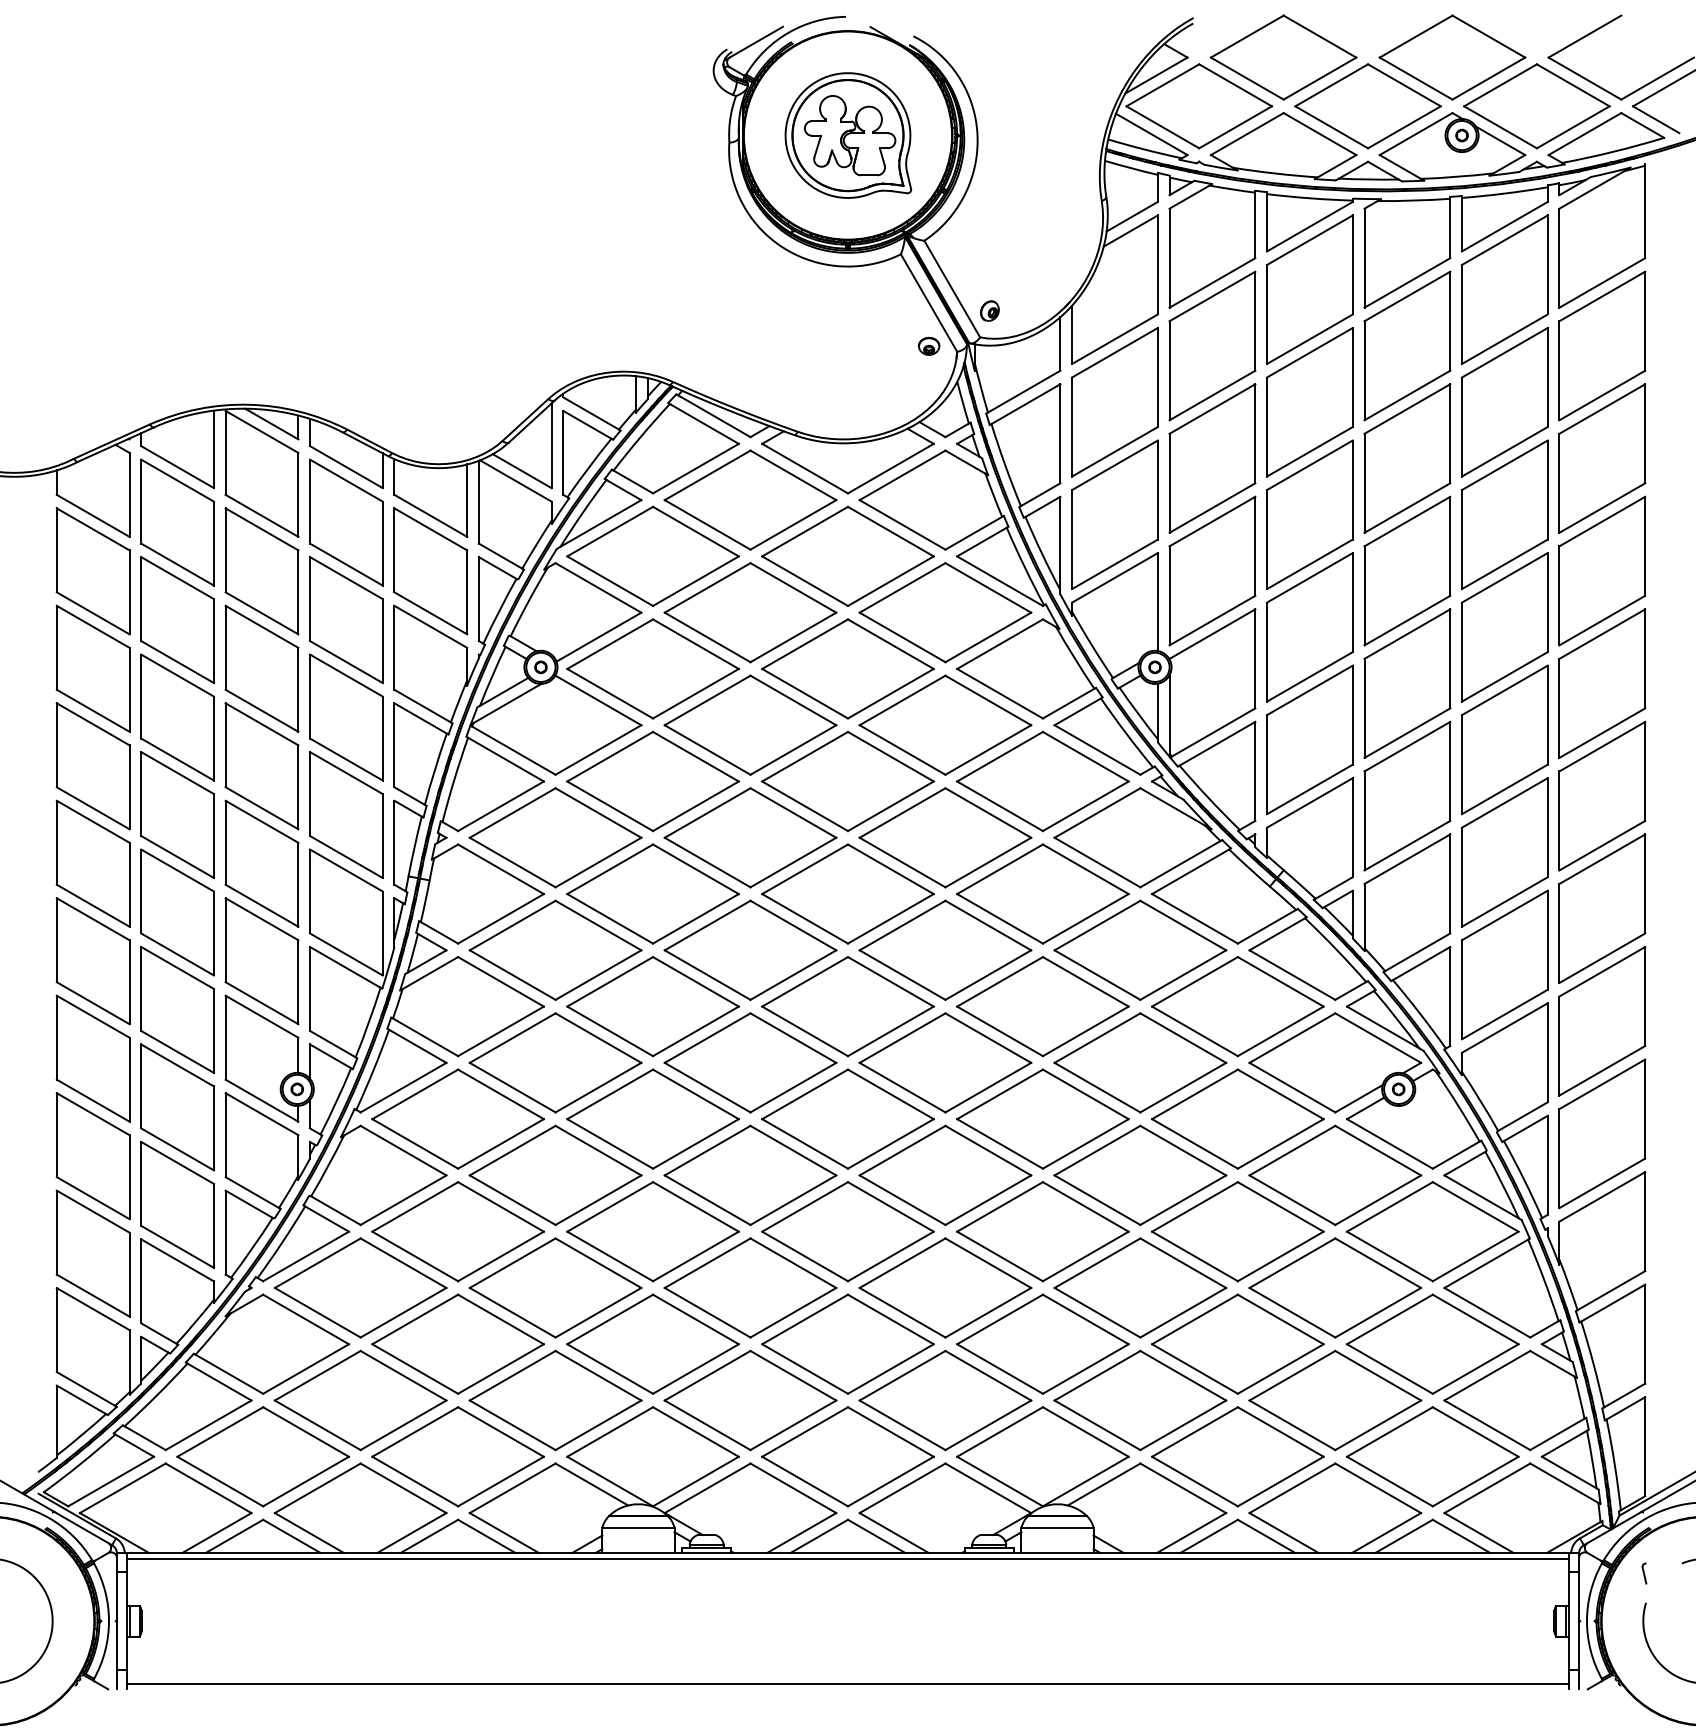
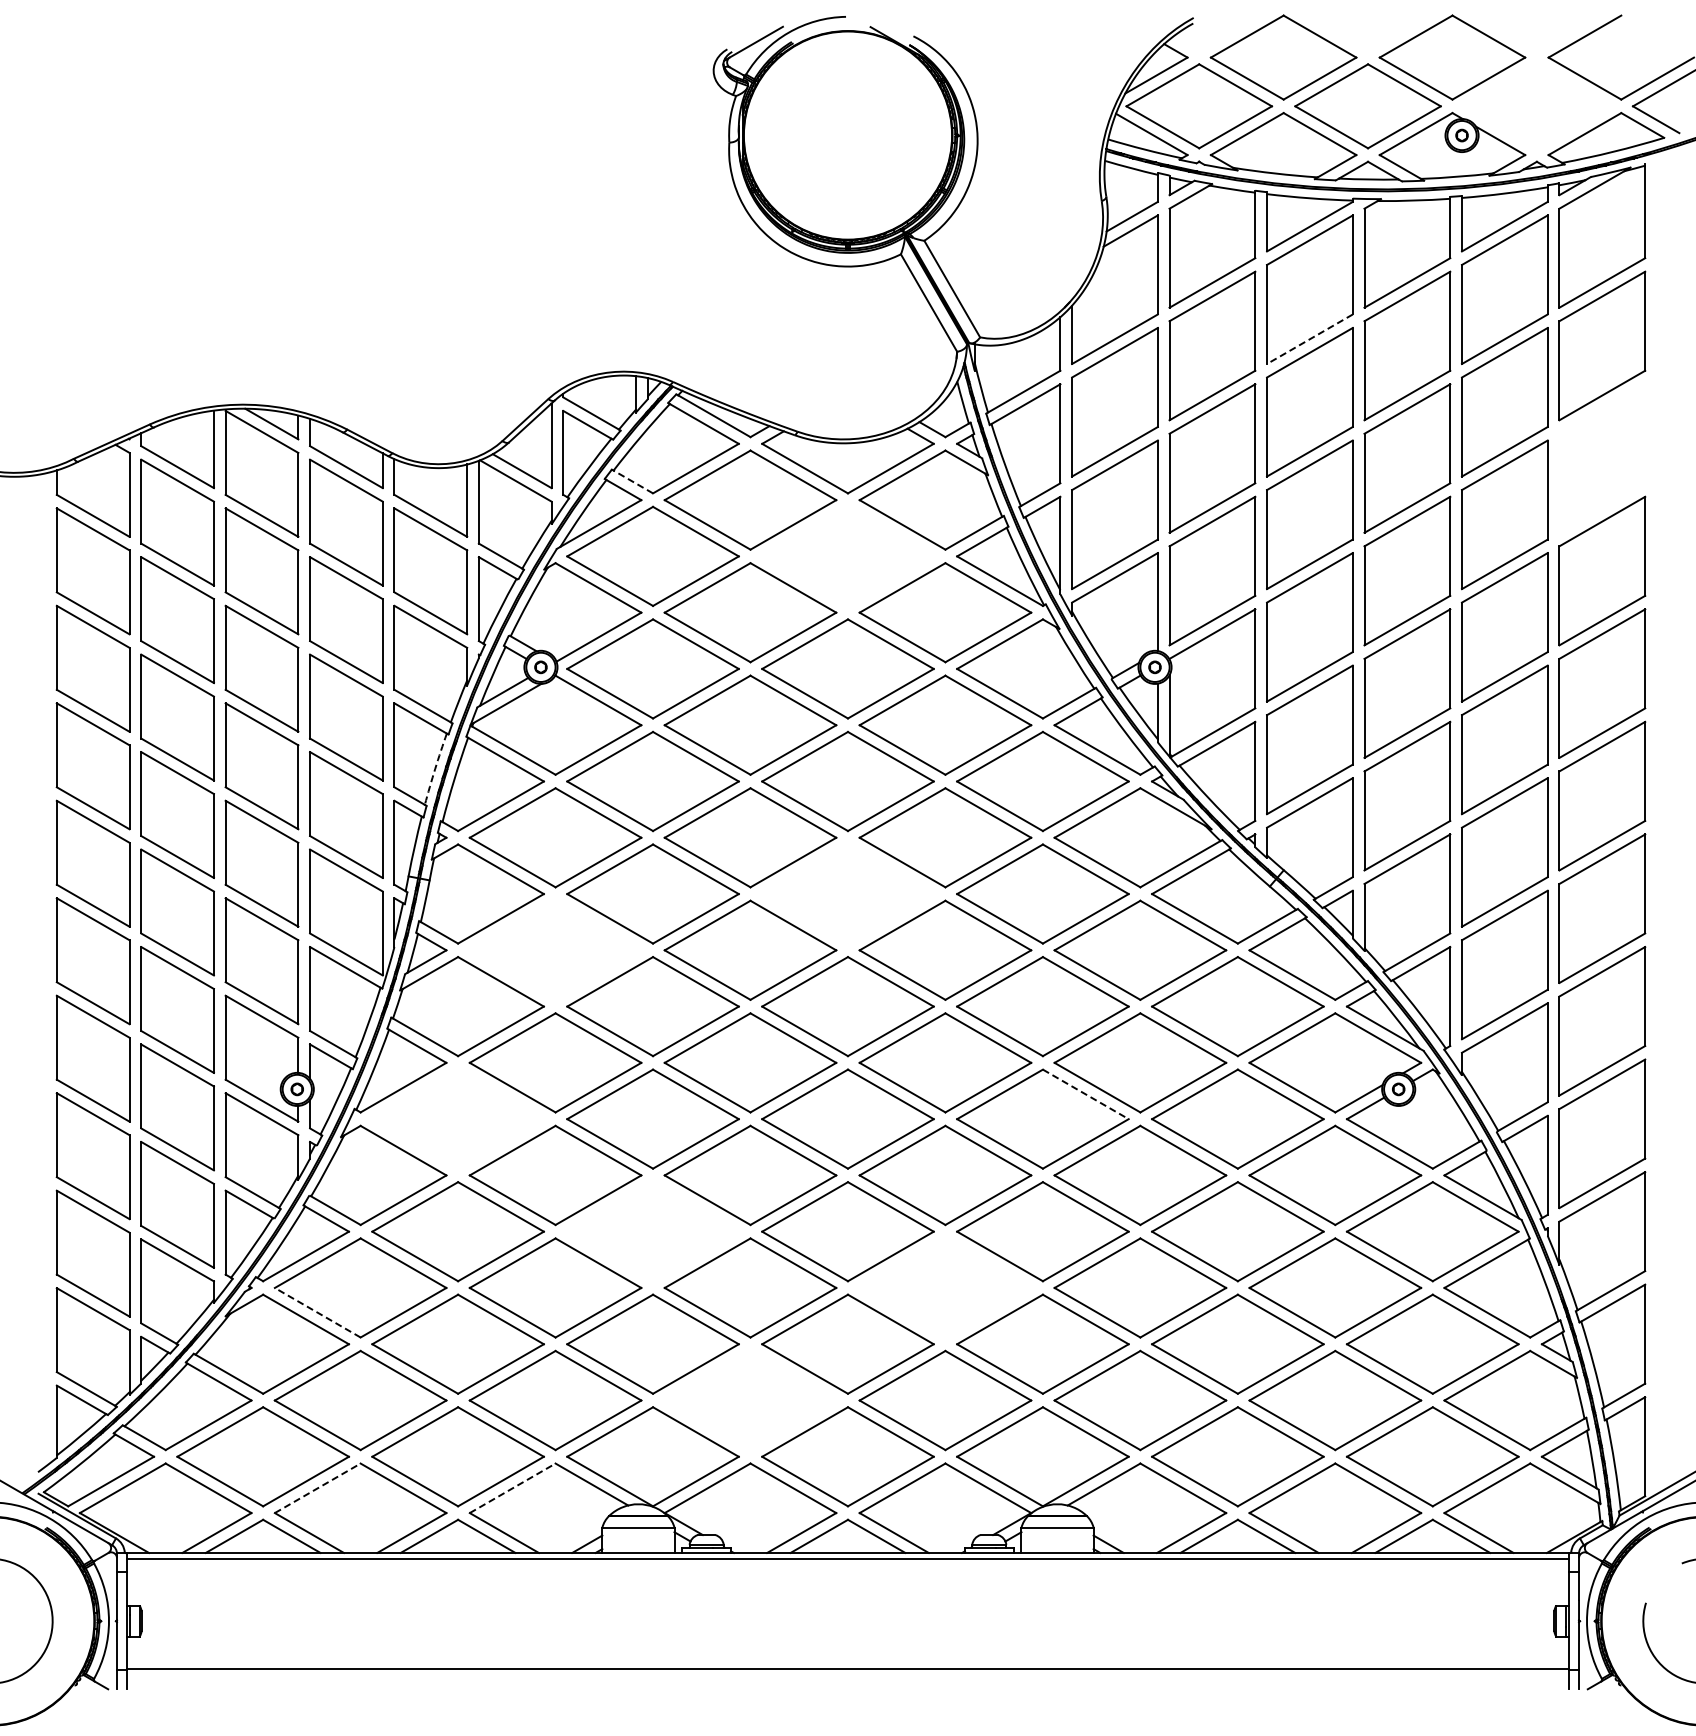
part: present -> none (1536, 106)
part: present -> none (848, 135)
part: present -> none (989, 310)
line: solid -> dashed (1309, 339)
part: present -> none (929, 345)
part: present -> none (1602, 458)
line: solid -> dashed (633, 482)
part: present -> none (847, 555)
arc: solid -> dashed (435, 769)
part: present -> none (847, 893)
part: present -> none (555, 949)
line: solid -> dashed (1085, 1094)
part: present -> none (457, 1118)
part: present -> none (652, 1231)
part: present -> none (945, 1287)
line: solid -> dashed (317, 1312)
part: present -> none (750, 1400)
line: solid -> dashed (317, 1488)
line: solid -> dashed (512, 1488)
part: present -> none (1644, 1573)
line position: (847, 1683) -> (847, 1668) (847, 1668)
